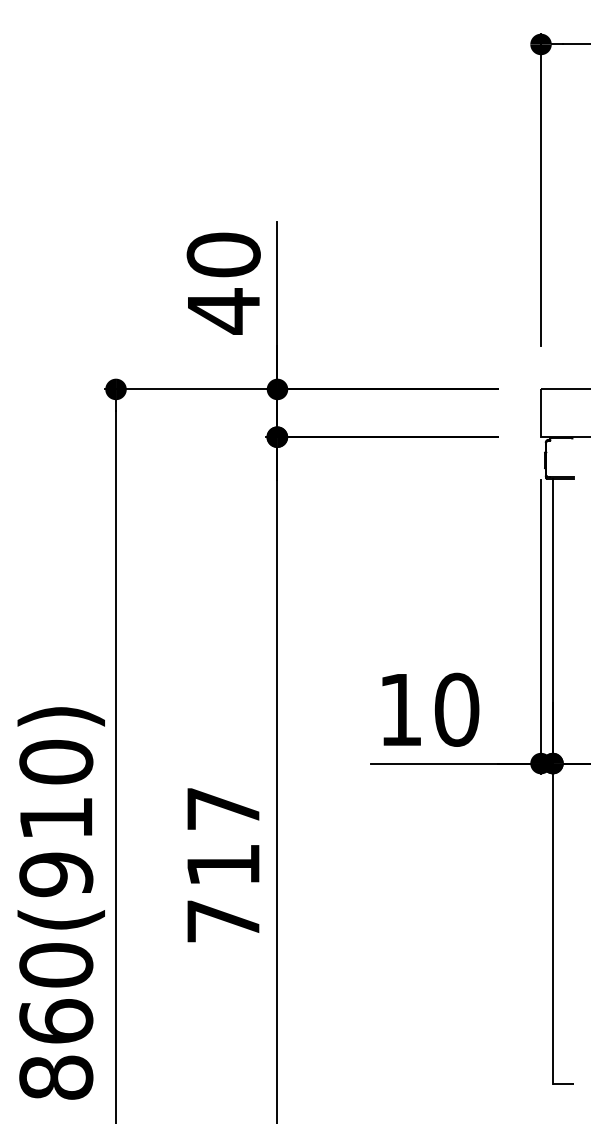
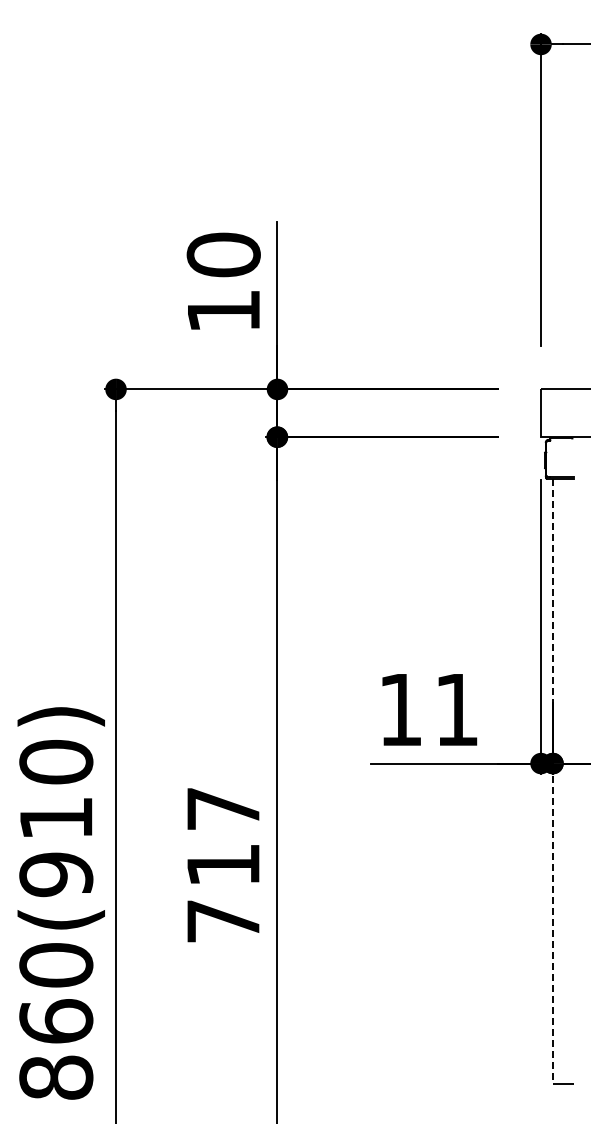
text: 40 -> 10 (223, 311)
text: 10 -> 11 (456, 709)
line: solid -> dashed (552, 781)
